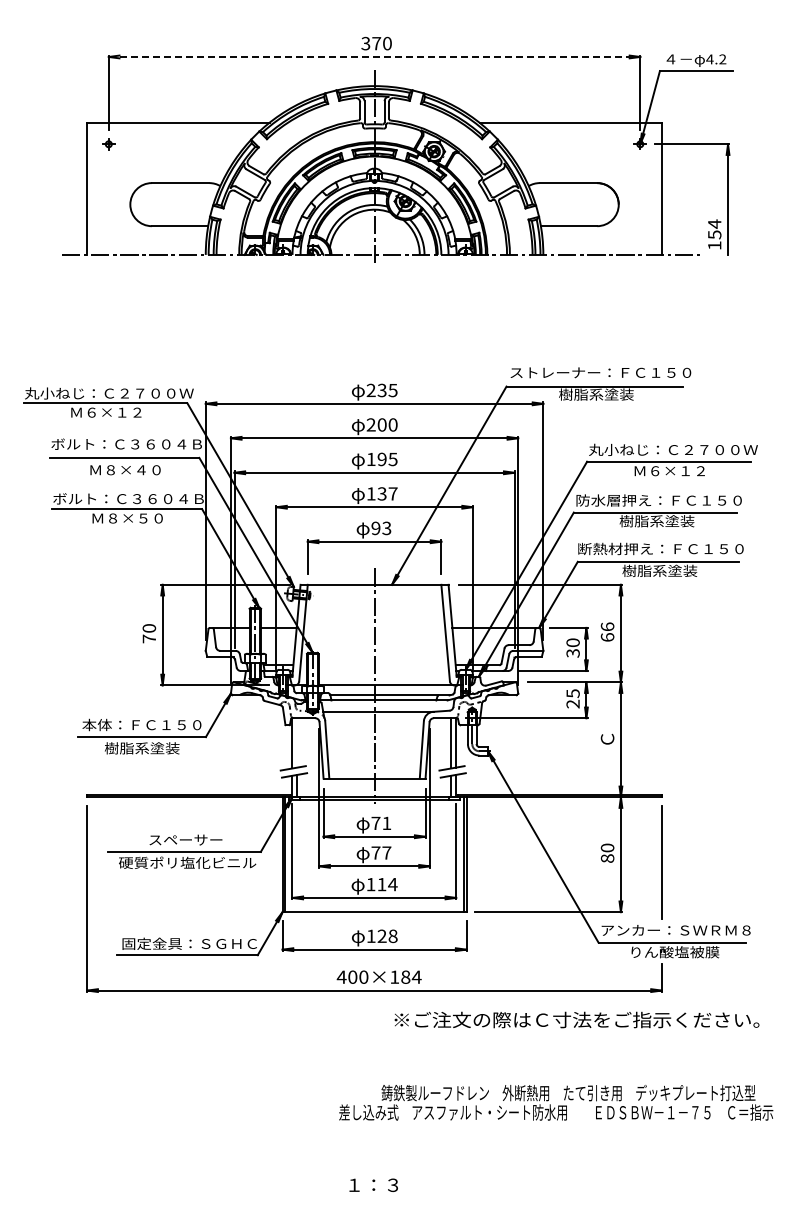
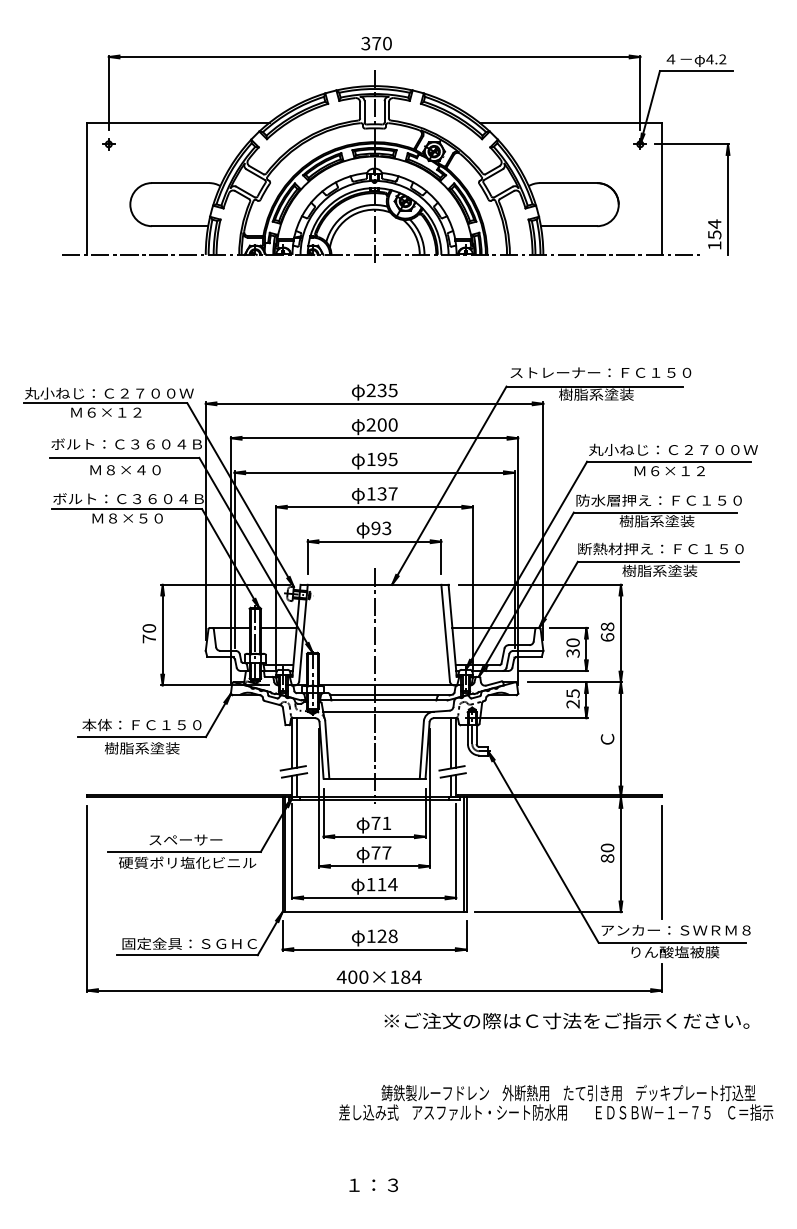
line: dashed -> solid (374, 56)
text: 66 -> 68 (607, 626)
line: none -> present (297, 742)
text position: (576, 1019) -> (566, 1020) (566, 1020)
